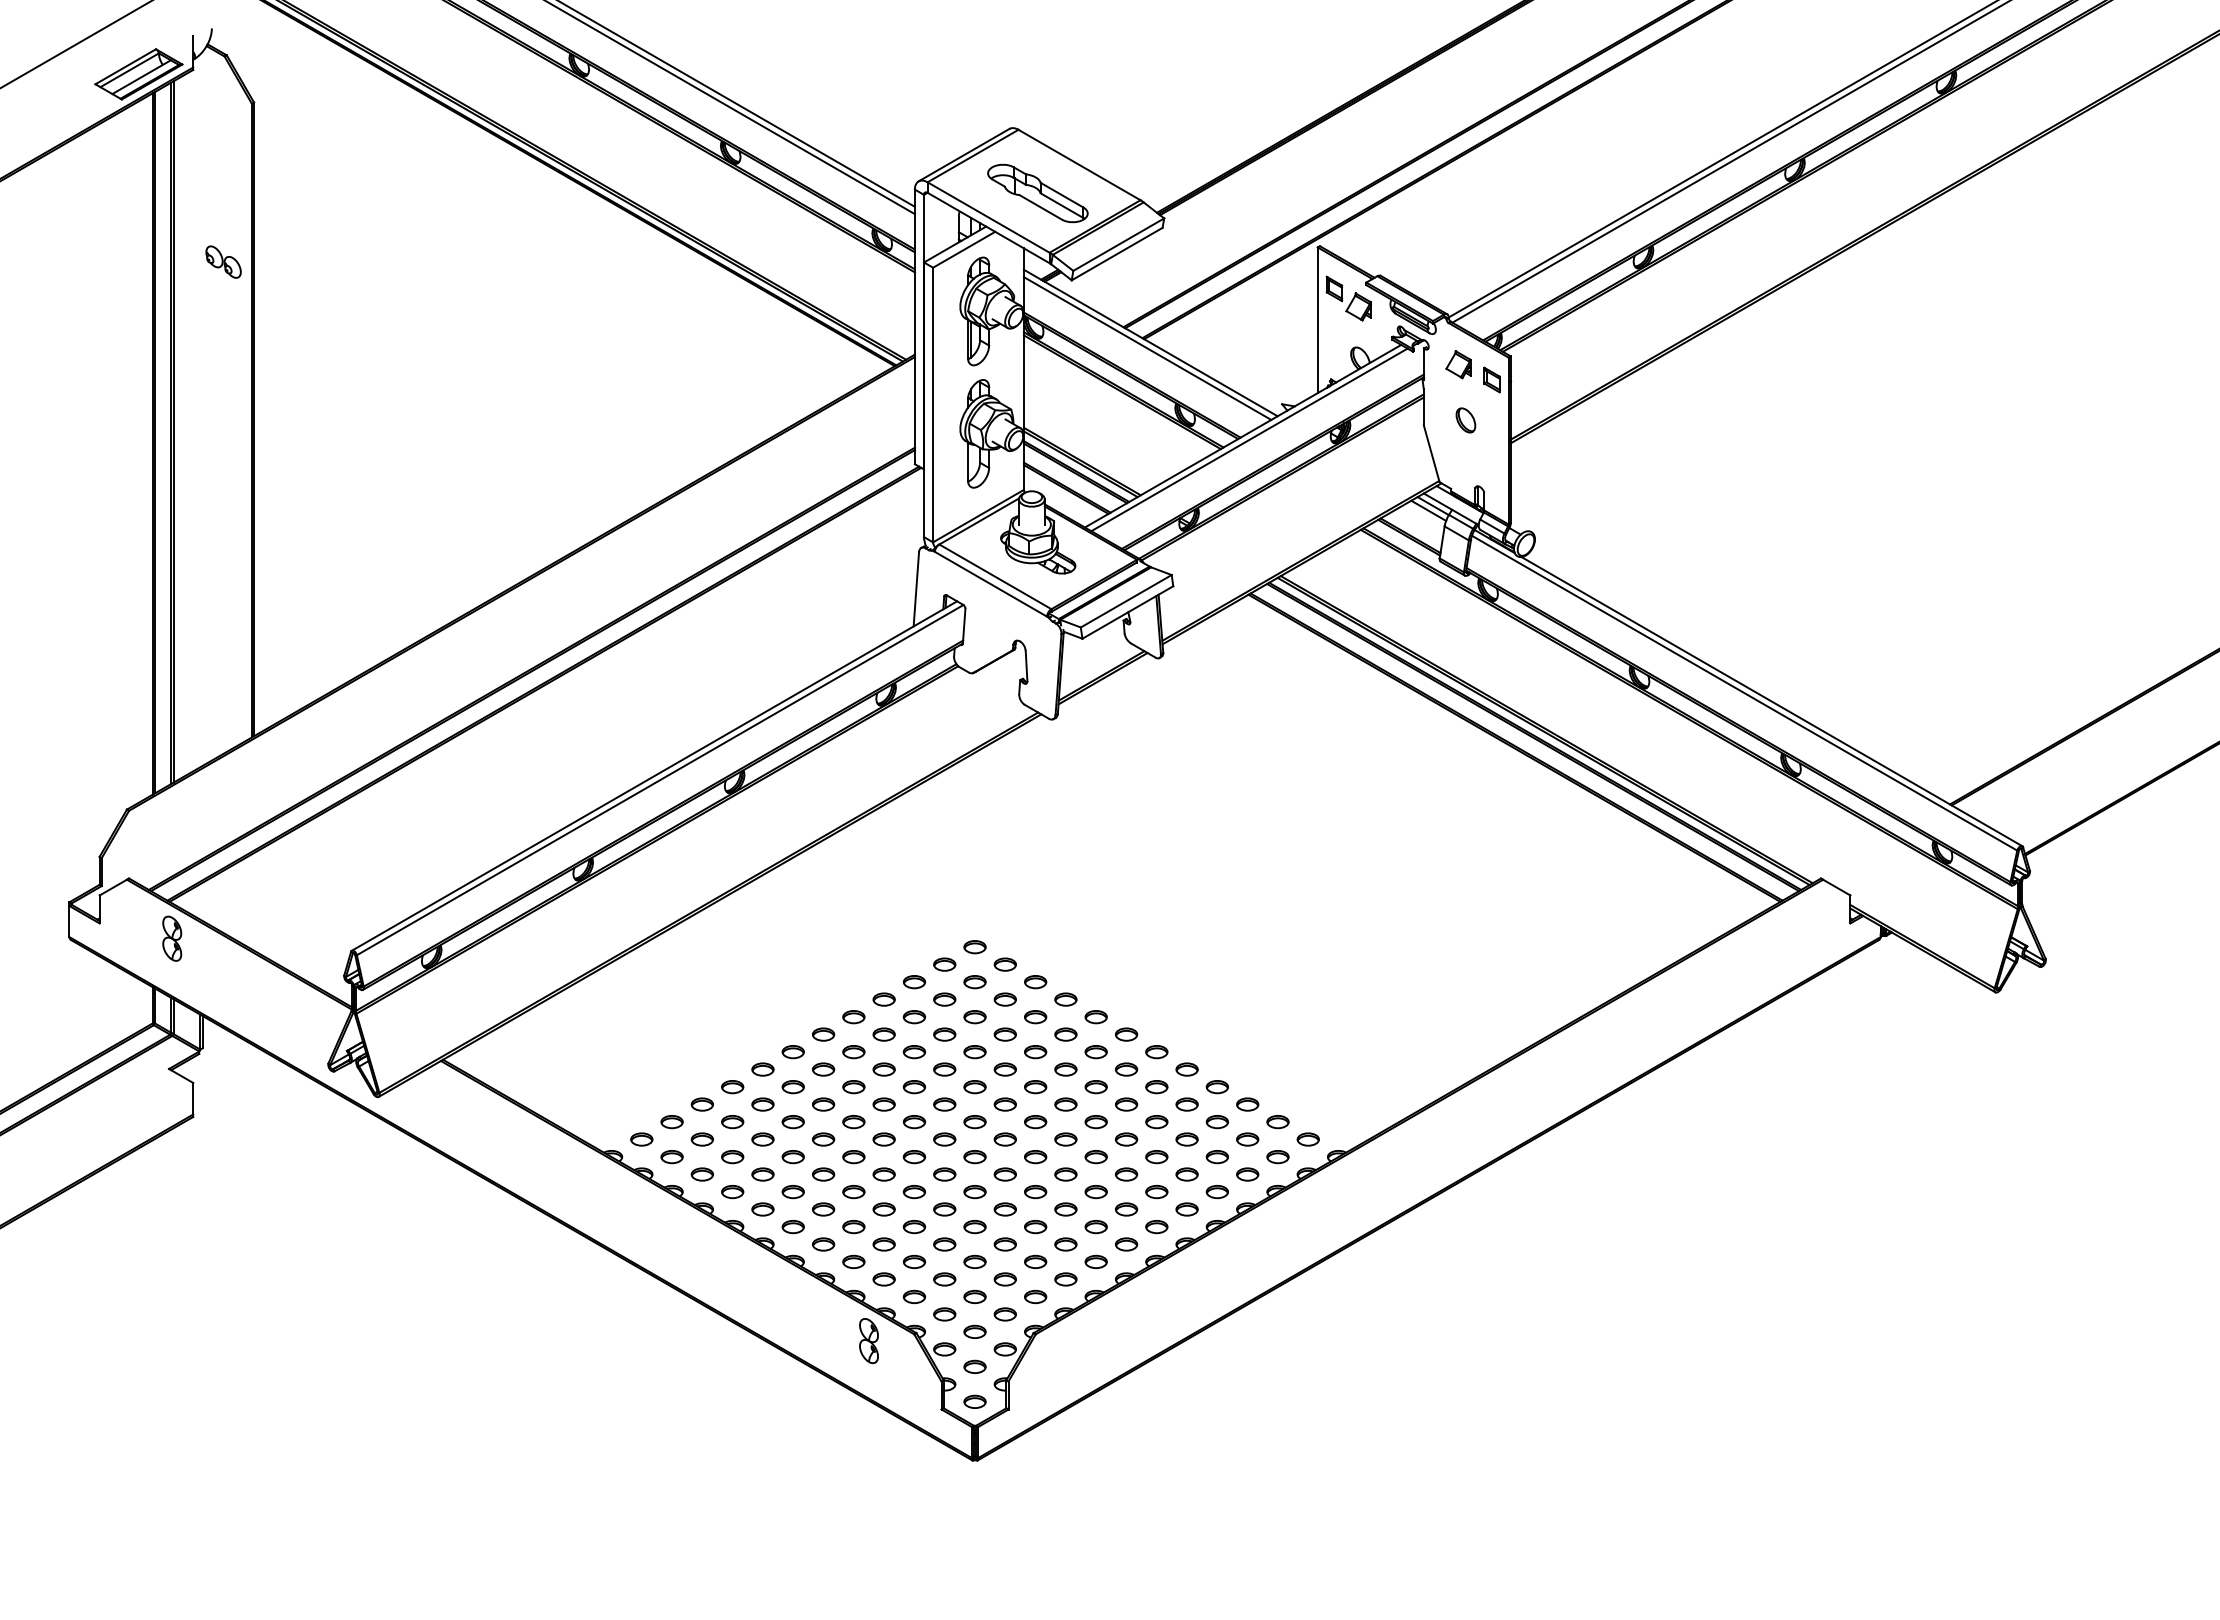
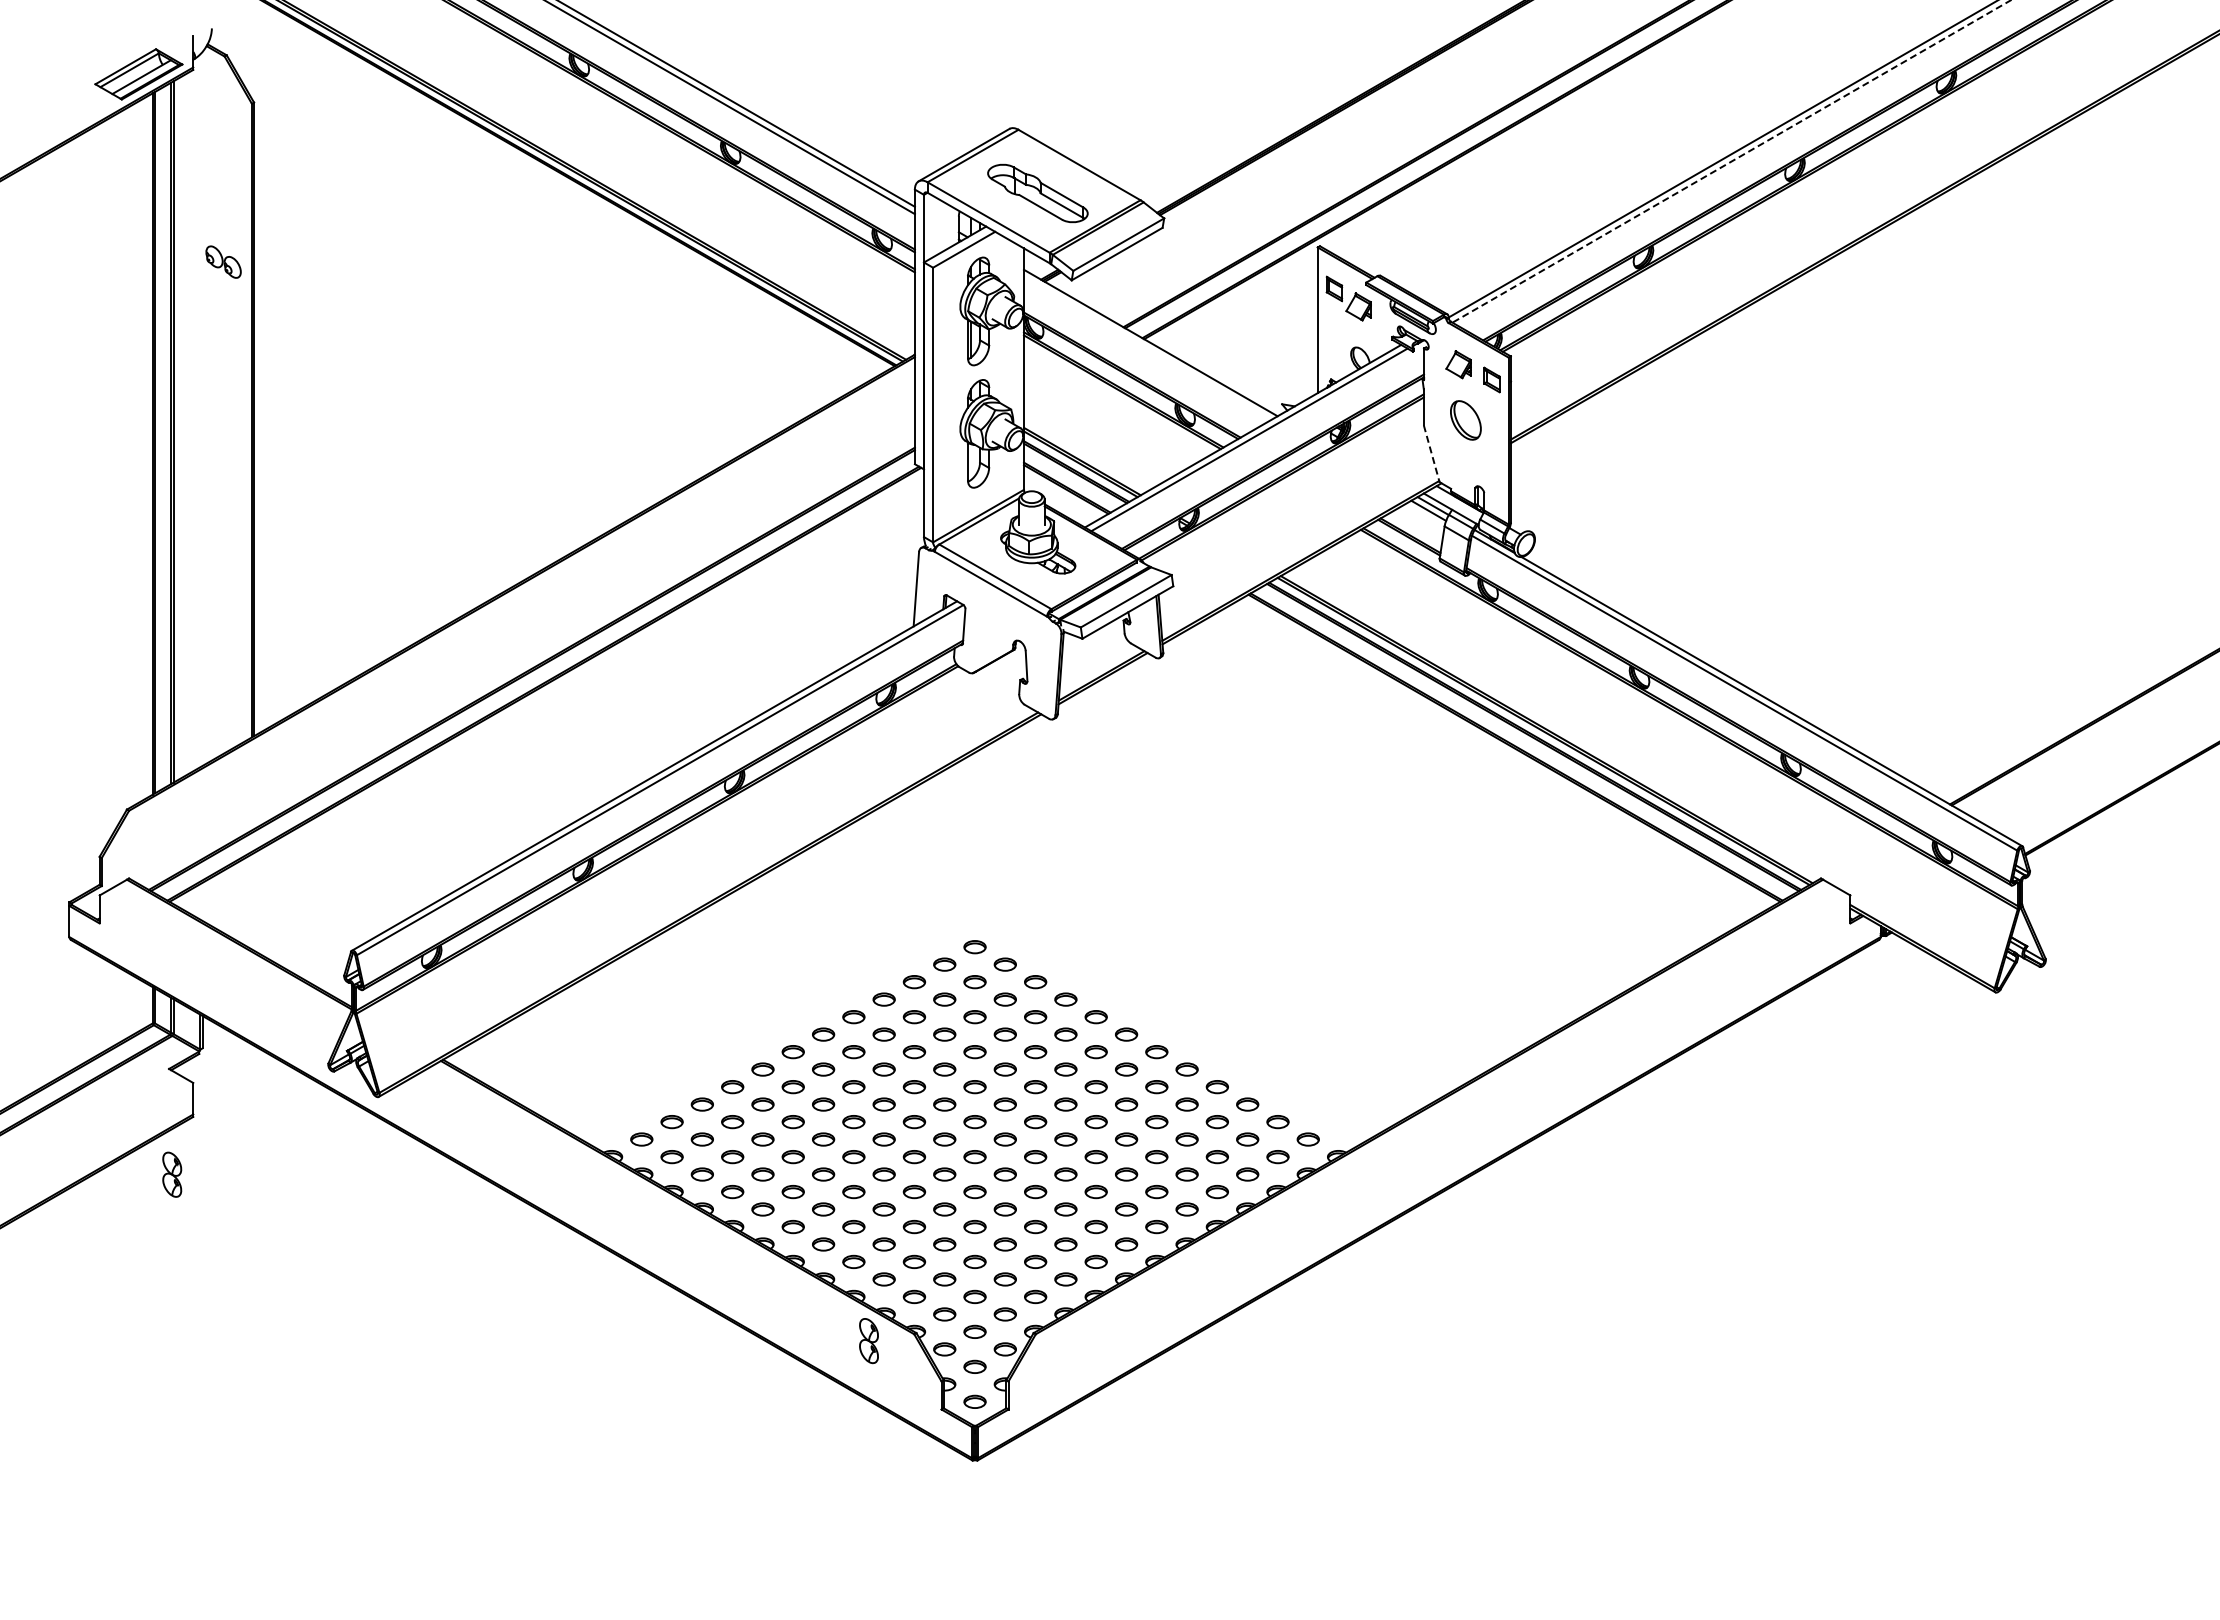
line: present -> none (75, 44)
line: solid -> dashed (1731, 161)
line: present -> none (1147, 348)
part size: 22x27 px -> 32x41 px (1465, 420)
line: solid -> dashed (1431, 454)
part position: (172, 938) -> (172, 1174) (172, 1174)
